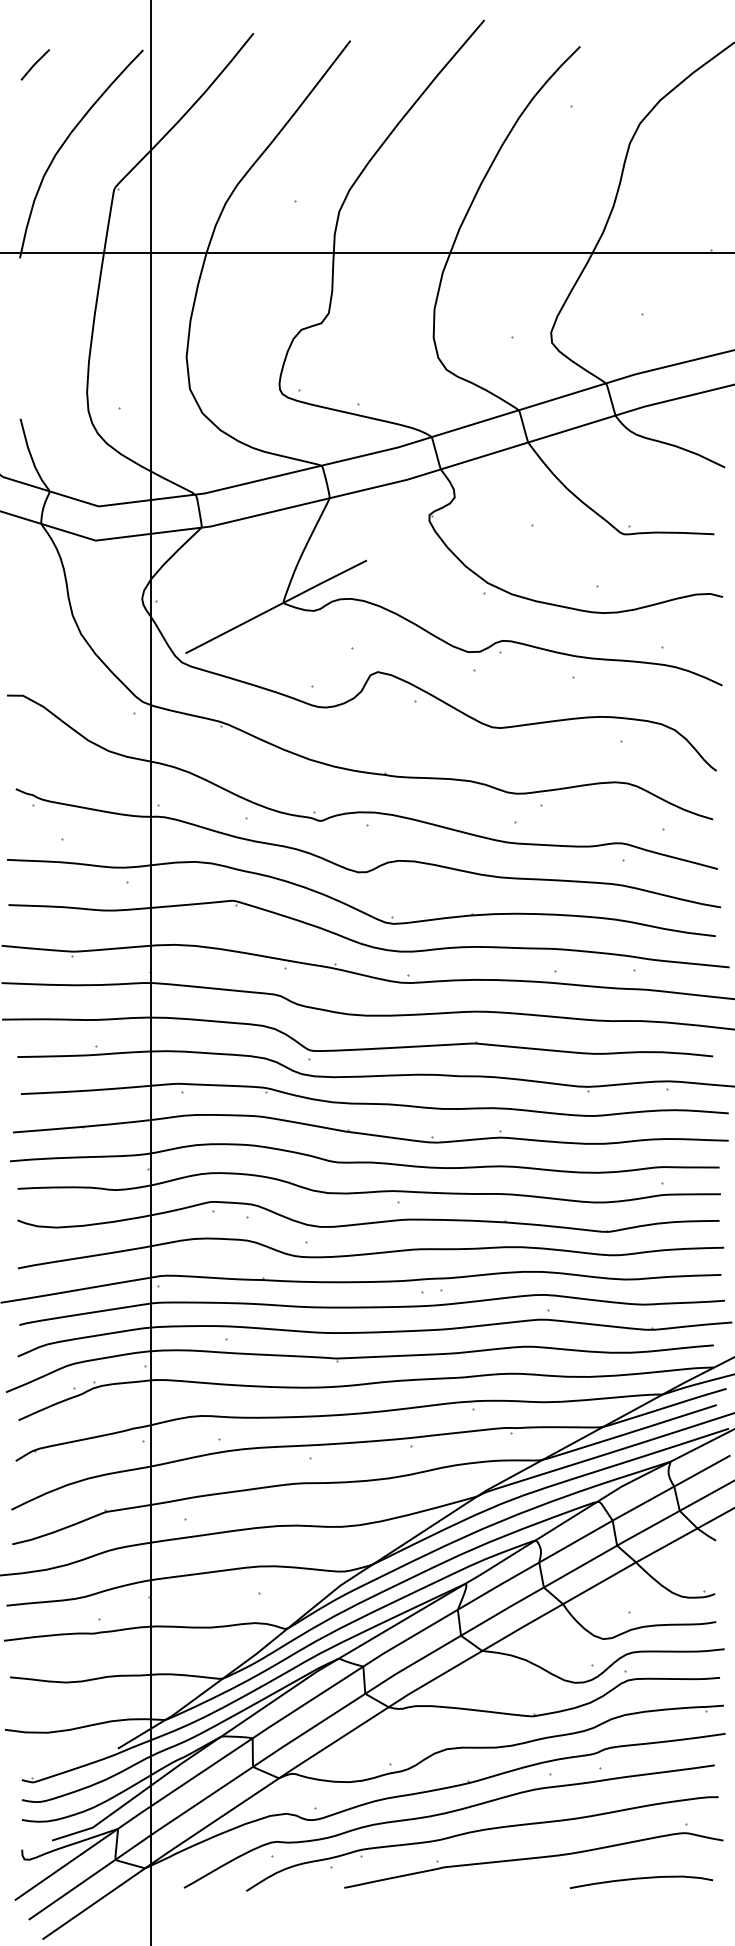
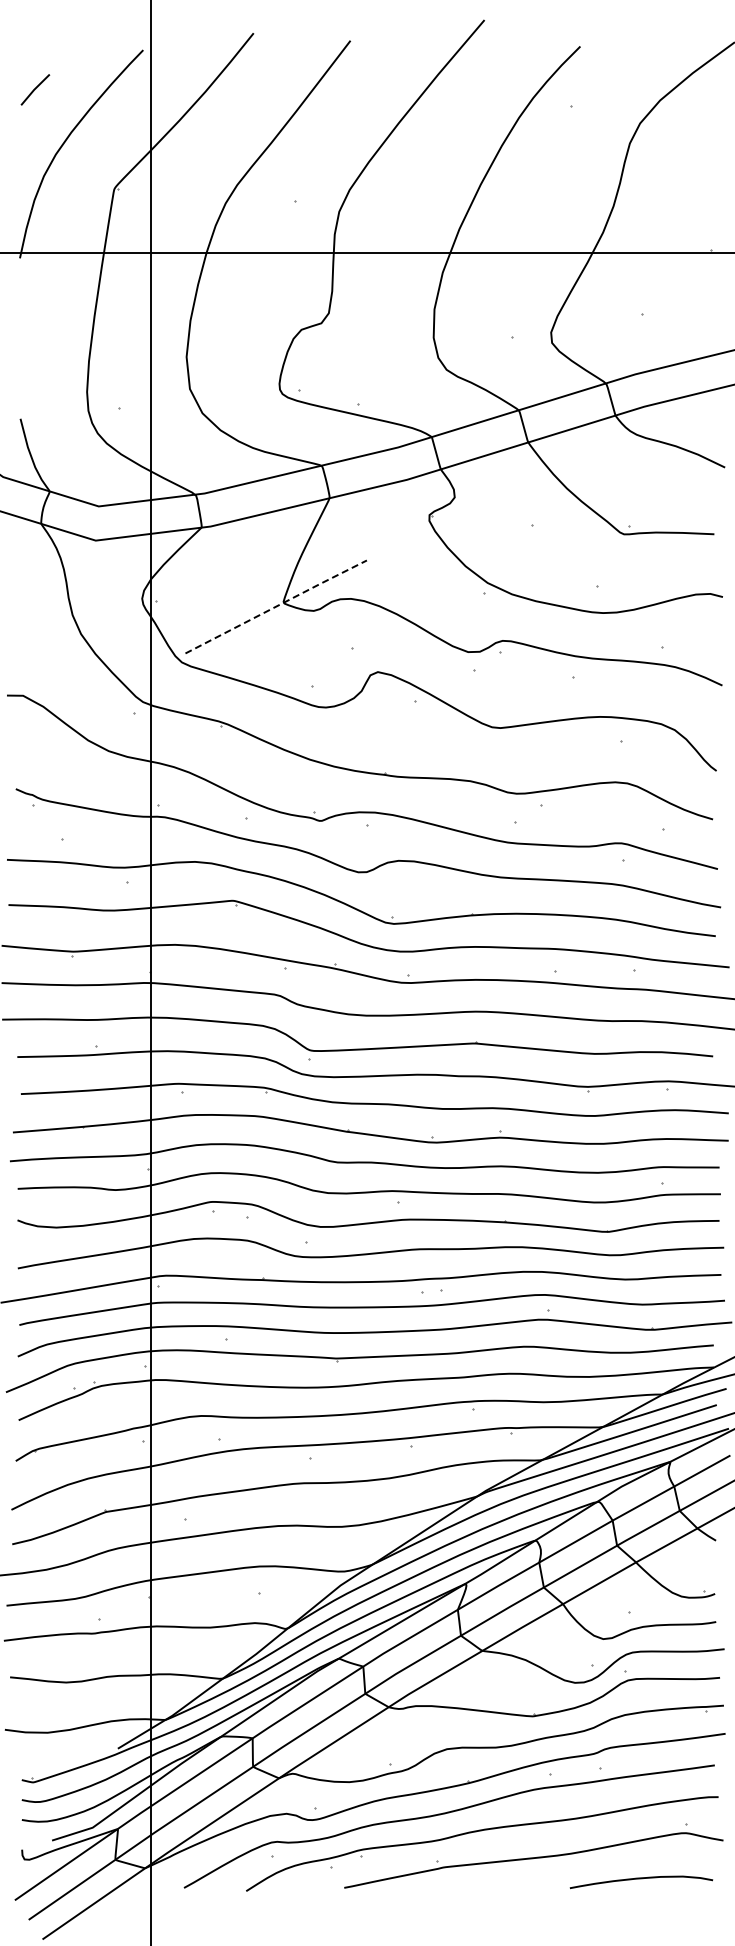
line position: (35, 64) -> (35, 89) (35, 89)
line: solid -> dashed (276, 606)
